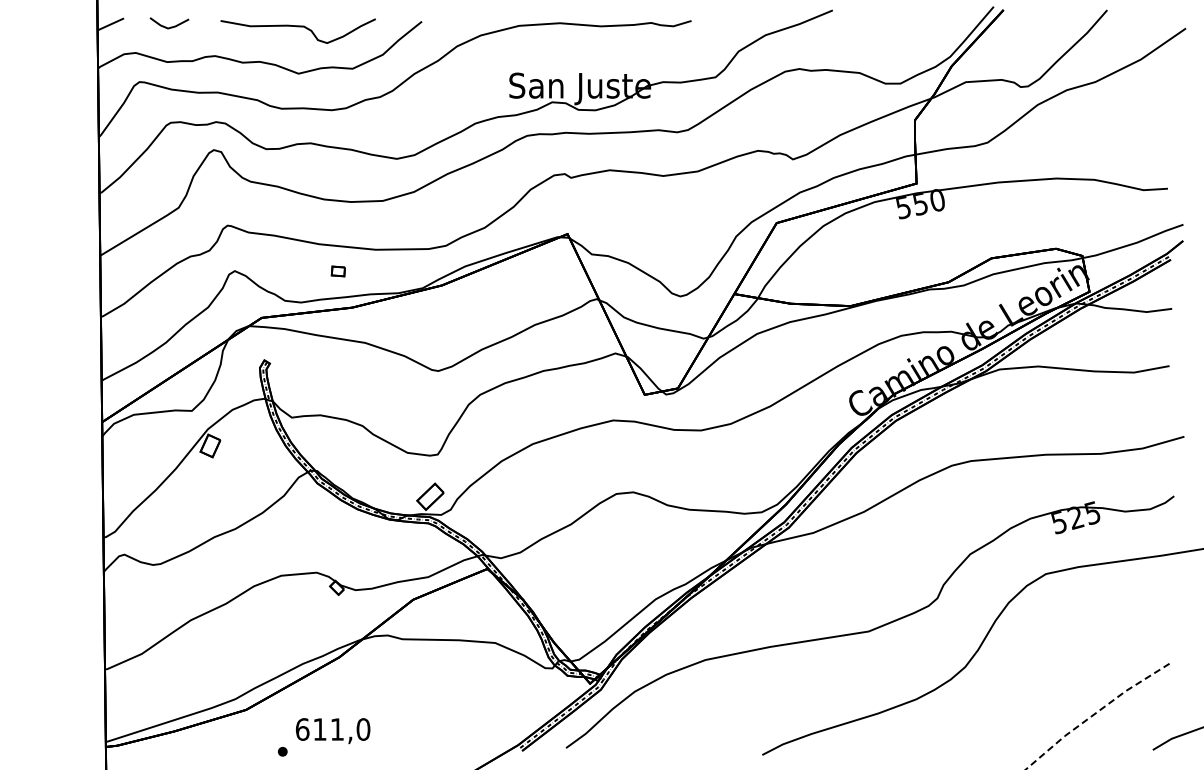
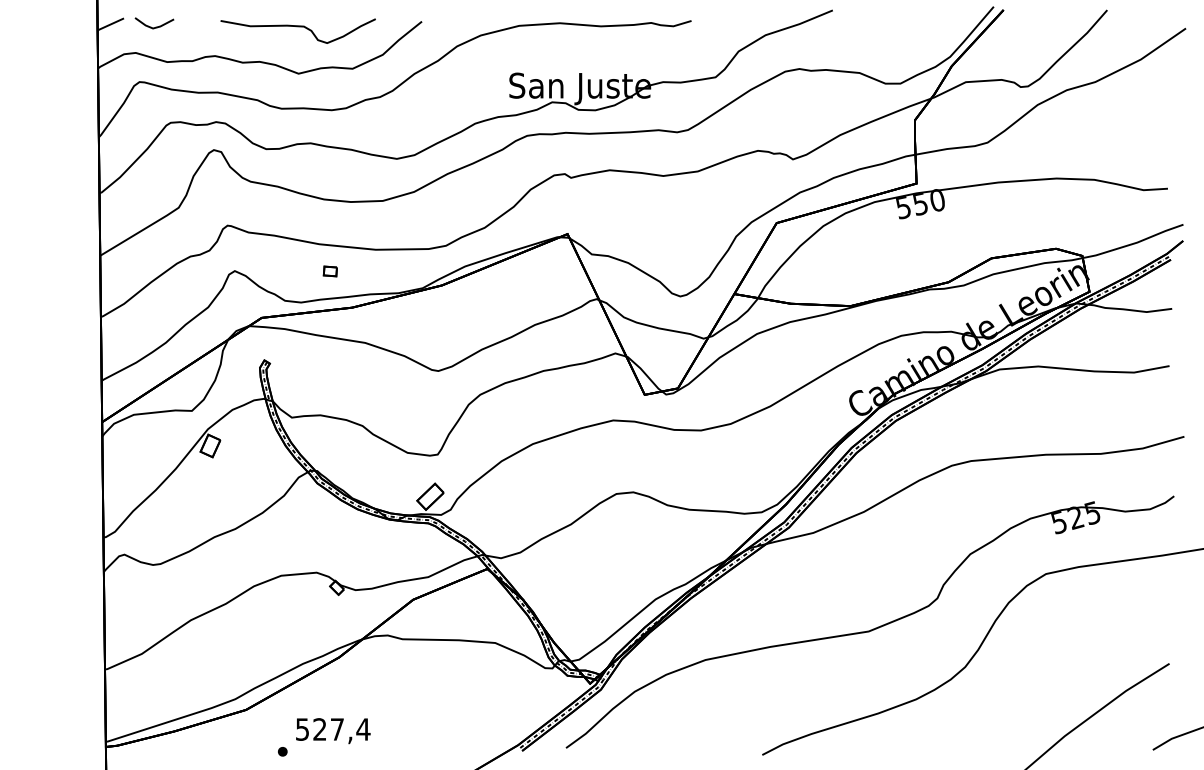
line position: (170, 26) -> (155, 26) (155, 26)
part position: (337, 271) -> (329, 271) (329, 271)
line: dashed -> solid (1095, 713)
text: 611,0 -> 527,4 (332, 729)
